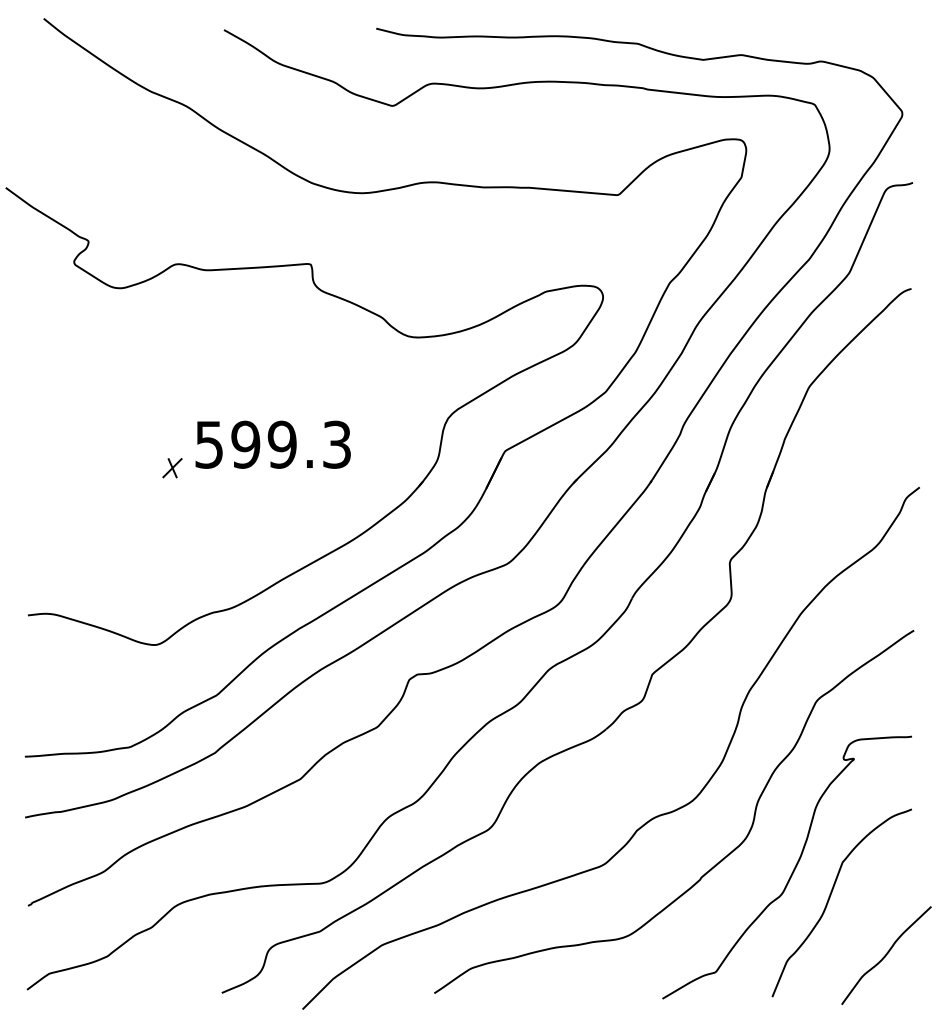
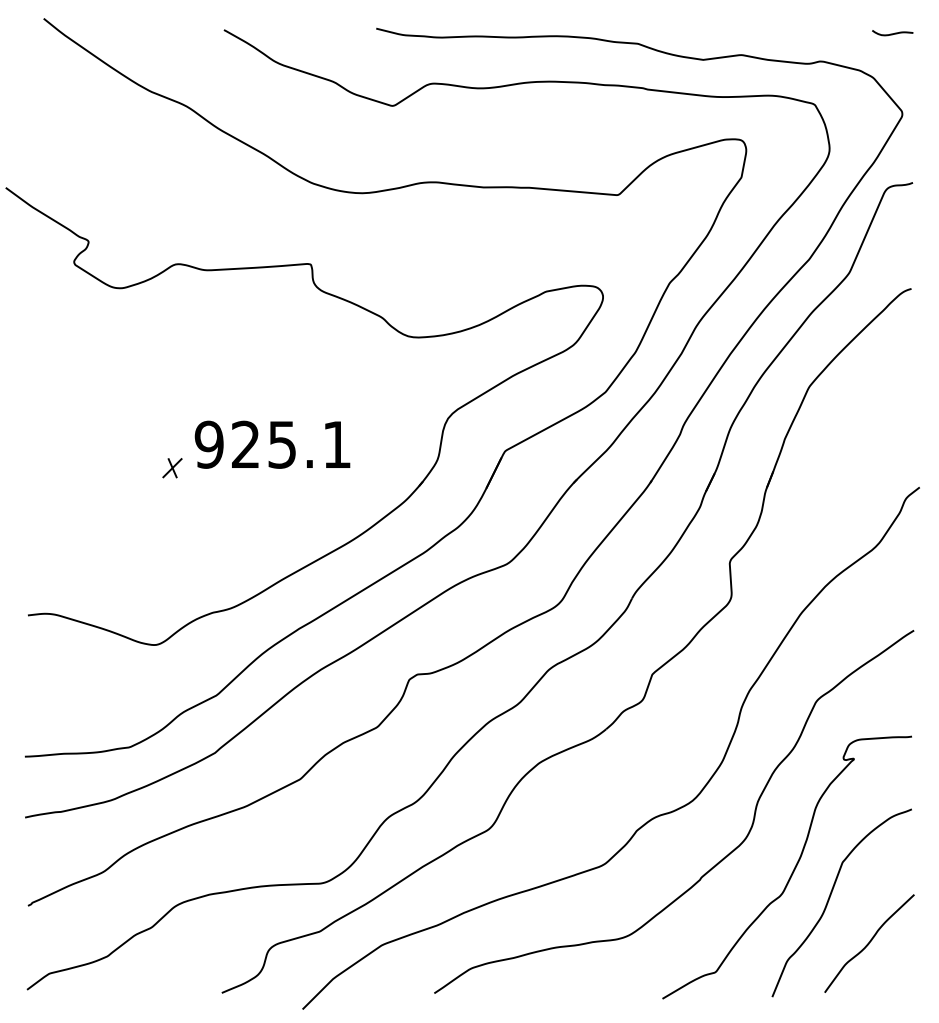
curve: none -> present (892, 33)
text: 599.3 -> 925.1 (272, 444)
curve position: (886, 955) -> (869, 943) (869, 943)
